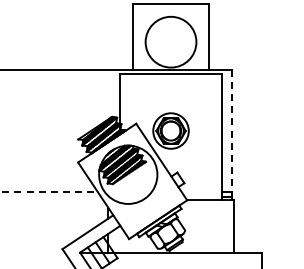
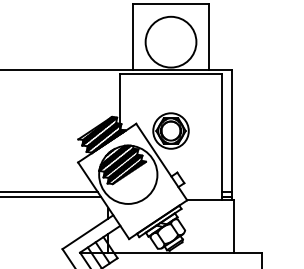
line: dashed -> solid (231, 133)
line: dashed -> solid (48, 191)
line: none -> present (51, 196)
